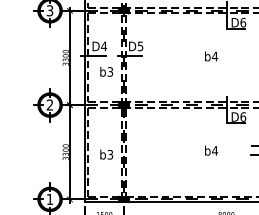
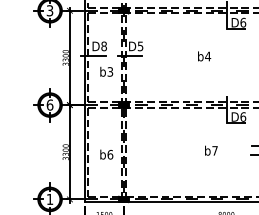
text: D4 -> D8 (104, 46)
text position: (211, 56) -> (204, 56) (204, 56)
text: 2 -> 6 (49, 104)
text: b4 -> b7 (215, 150)
text: b3 -> b6 (110, 154)
